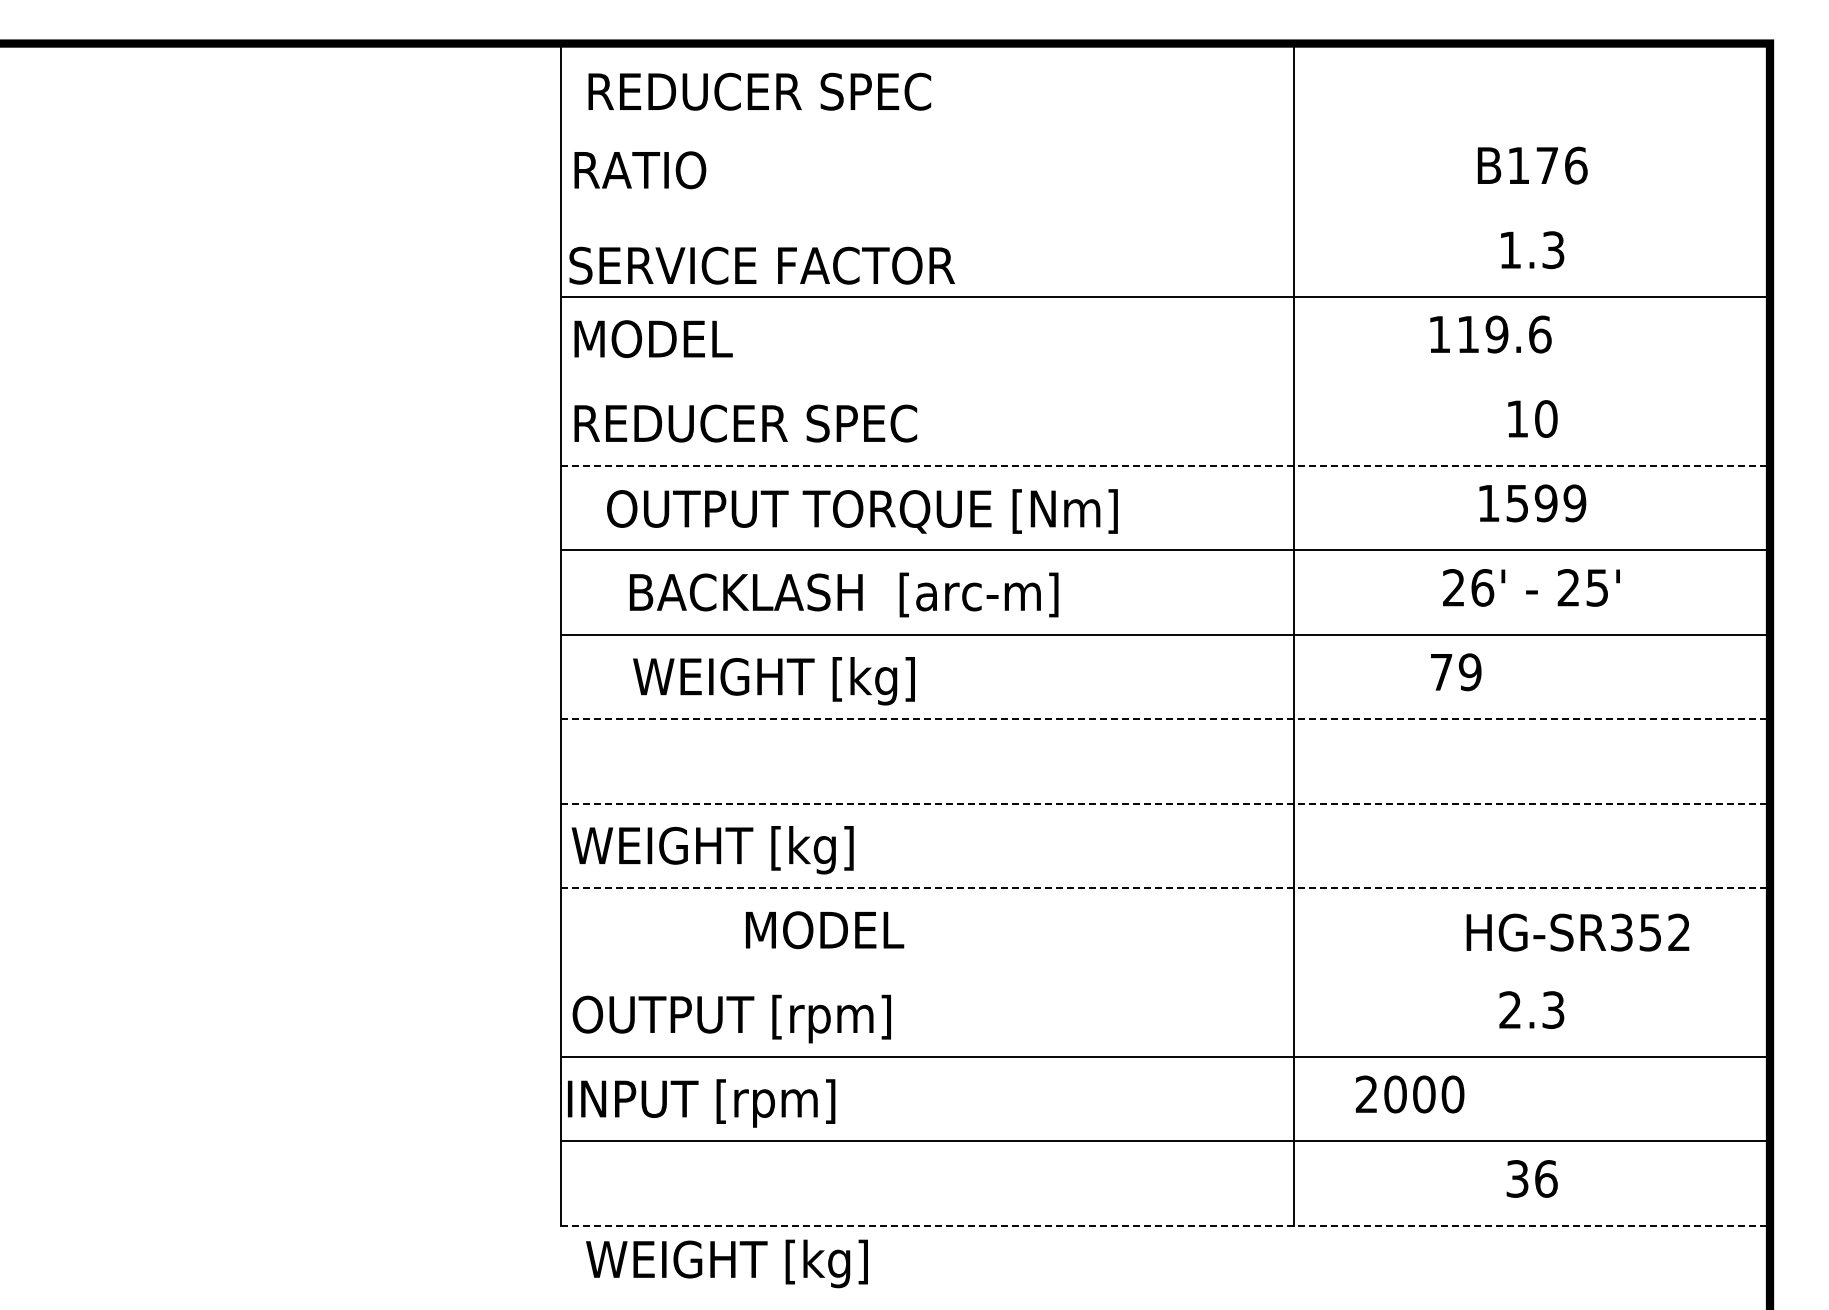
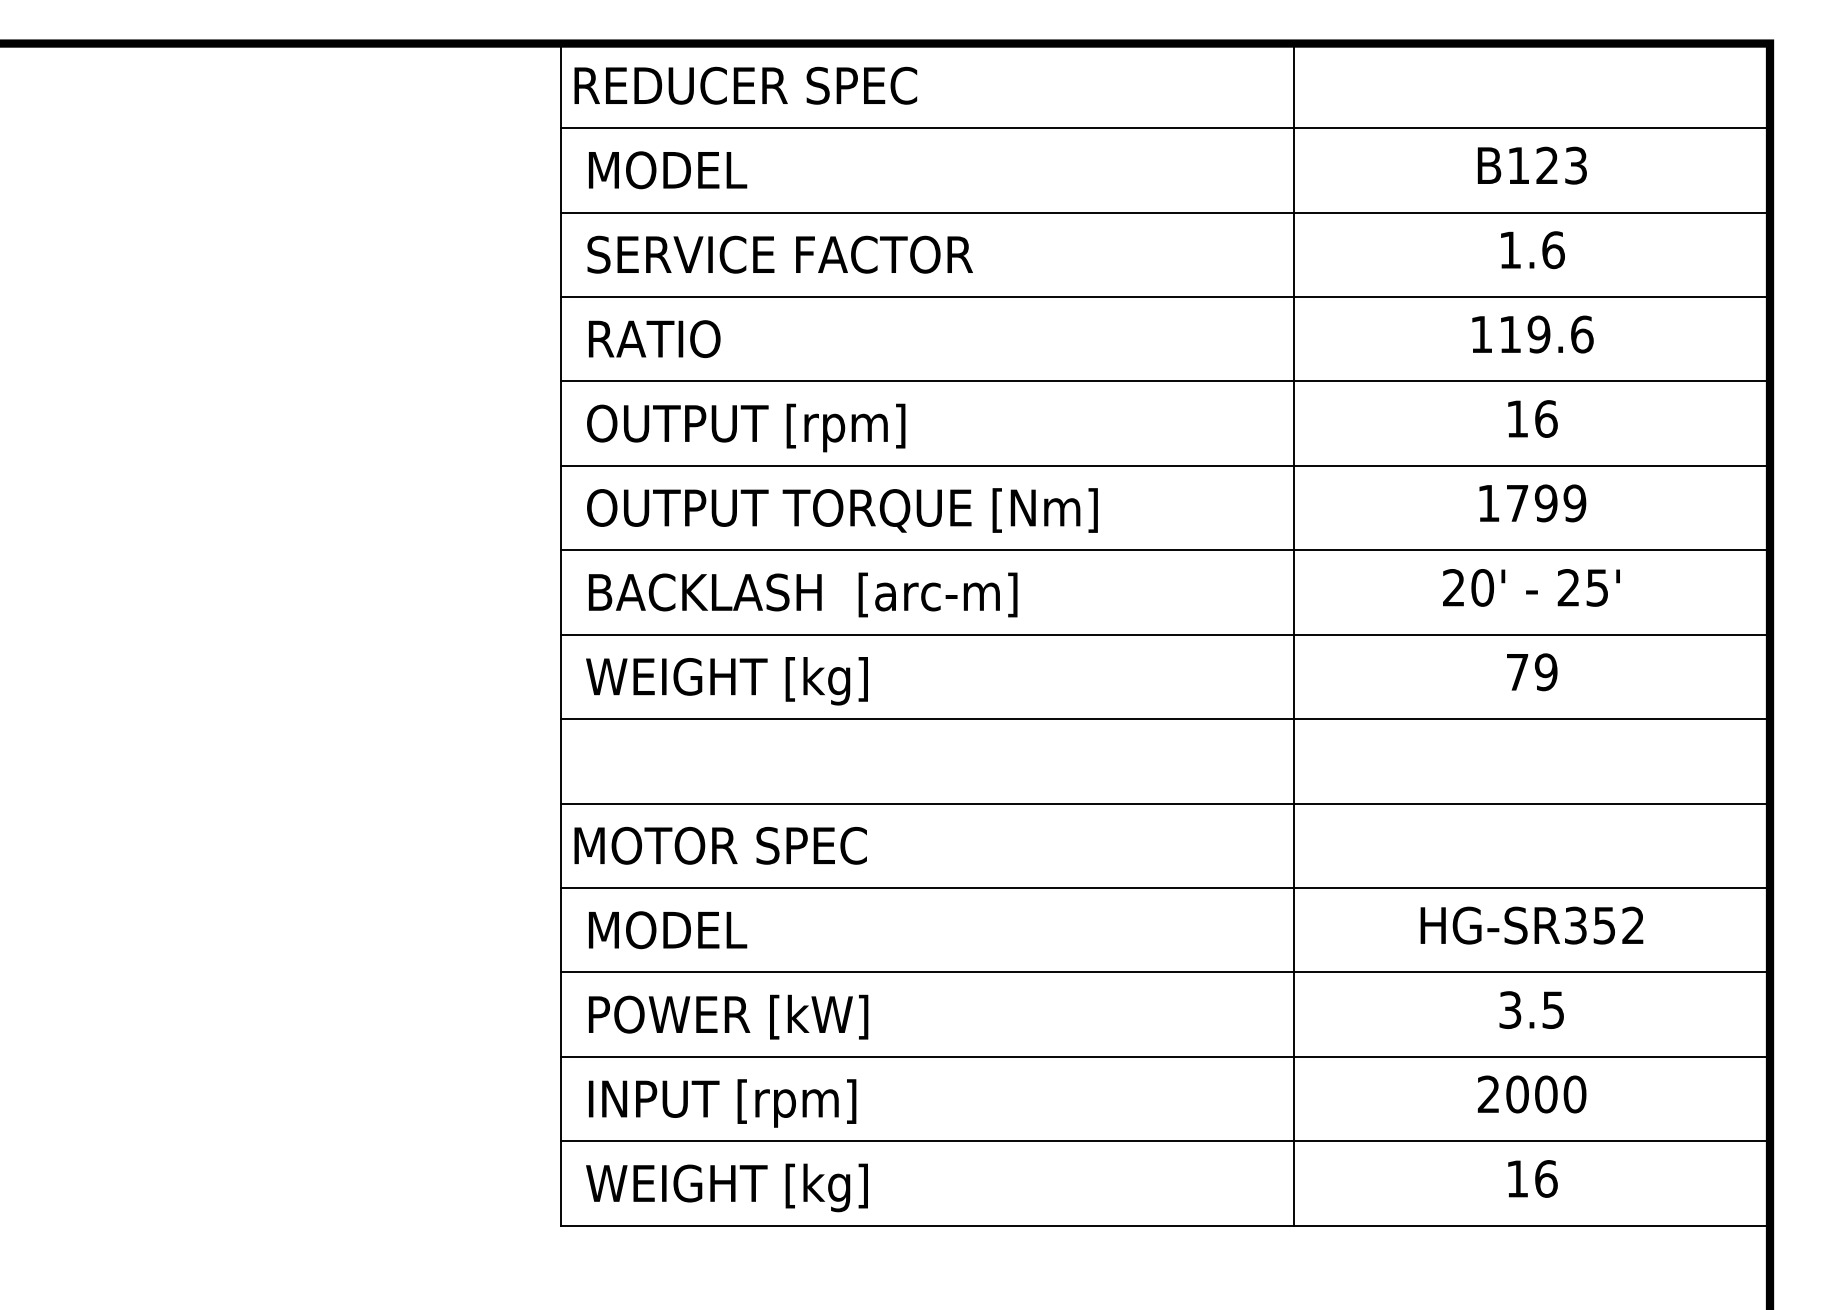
text position: (759, 91) -> (745, 85) (745, 85)
line: none -> present (1165, 128)
text: B176 -> B123 (1561, 165)
text: RATIO -> MODEL (660, 170)
line: none -> present (1165, 212)
text: 1.3 -> 1.6 (1553, 250)
text position: (761, 265) -> (779, 254) (779, 254)
text position: (1490, 334) -> (1532, 334) (1532, 334)
text: MODEL -> RATIO (653, 339)
line: none -> present (1165, 381)
text: 10 -> 16 (1546, 418)
text: REDUCER SPEC -> OUTPUT [rpm] (745, 427)
line: dashed -> solid (1165, 465)
text: 1599 -> 1799 (1517, 503)
text position: (862, 511) -> (842, 510) (842, 510)
text: 26' -> 20' (1482, 587)
text position: (844, 594) -> (803, 594) (803, 594)
text position: (1456, 672) -> (1532, 672) (1532, 672)
text position: (773, 681) -> (726, 681) (726, 681)
line: dashed -> solid (1165, 719)
line: dashed -> solid (1165, 803)
text: WEIGHT [kg] -> MOTOR SPEC (718, 850)
line: dashed -> solid (1165, 887)
text position: (825, 930) -> (668, 930) (668, 930)
text position: (1577, 932) -> (1531, 925) (1531, 925)
line: none -> present (1165, 972)
text: 2.3 -> 3.5 (1531, 1009)
text: OUTPUT [rpm] -> POWER [kW] (731, 1018)
text position: (1409, 1094) -> (1531, 1094) (1531, 1094)
text position: (701, 1103) -> (722, 1103) (722, 1103)
text: 36 -> 16 (1517, 1178)
line: dashed -> solid (1165, 1225)
text position: (726, 1263) -> (726, 1187) (726, 1187)
